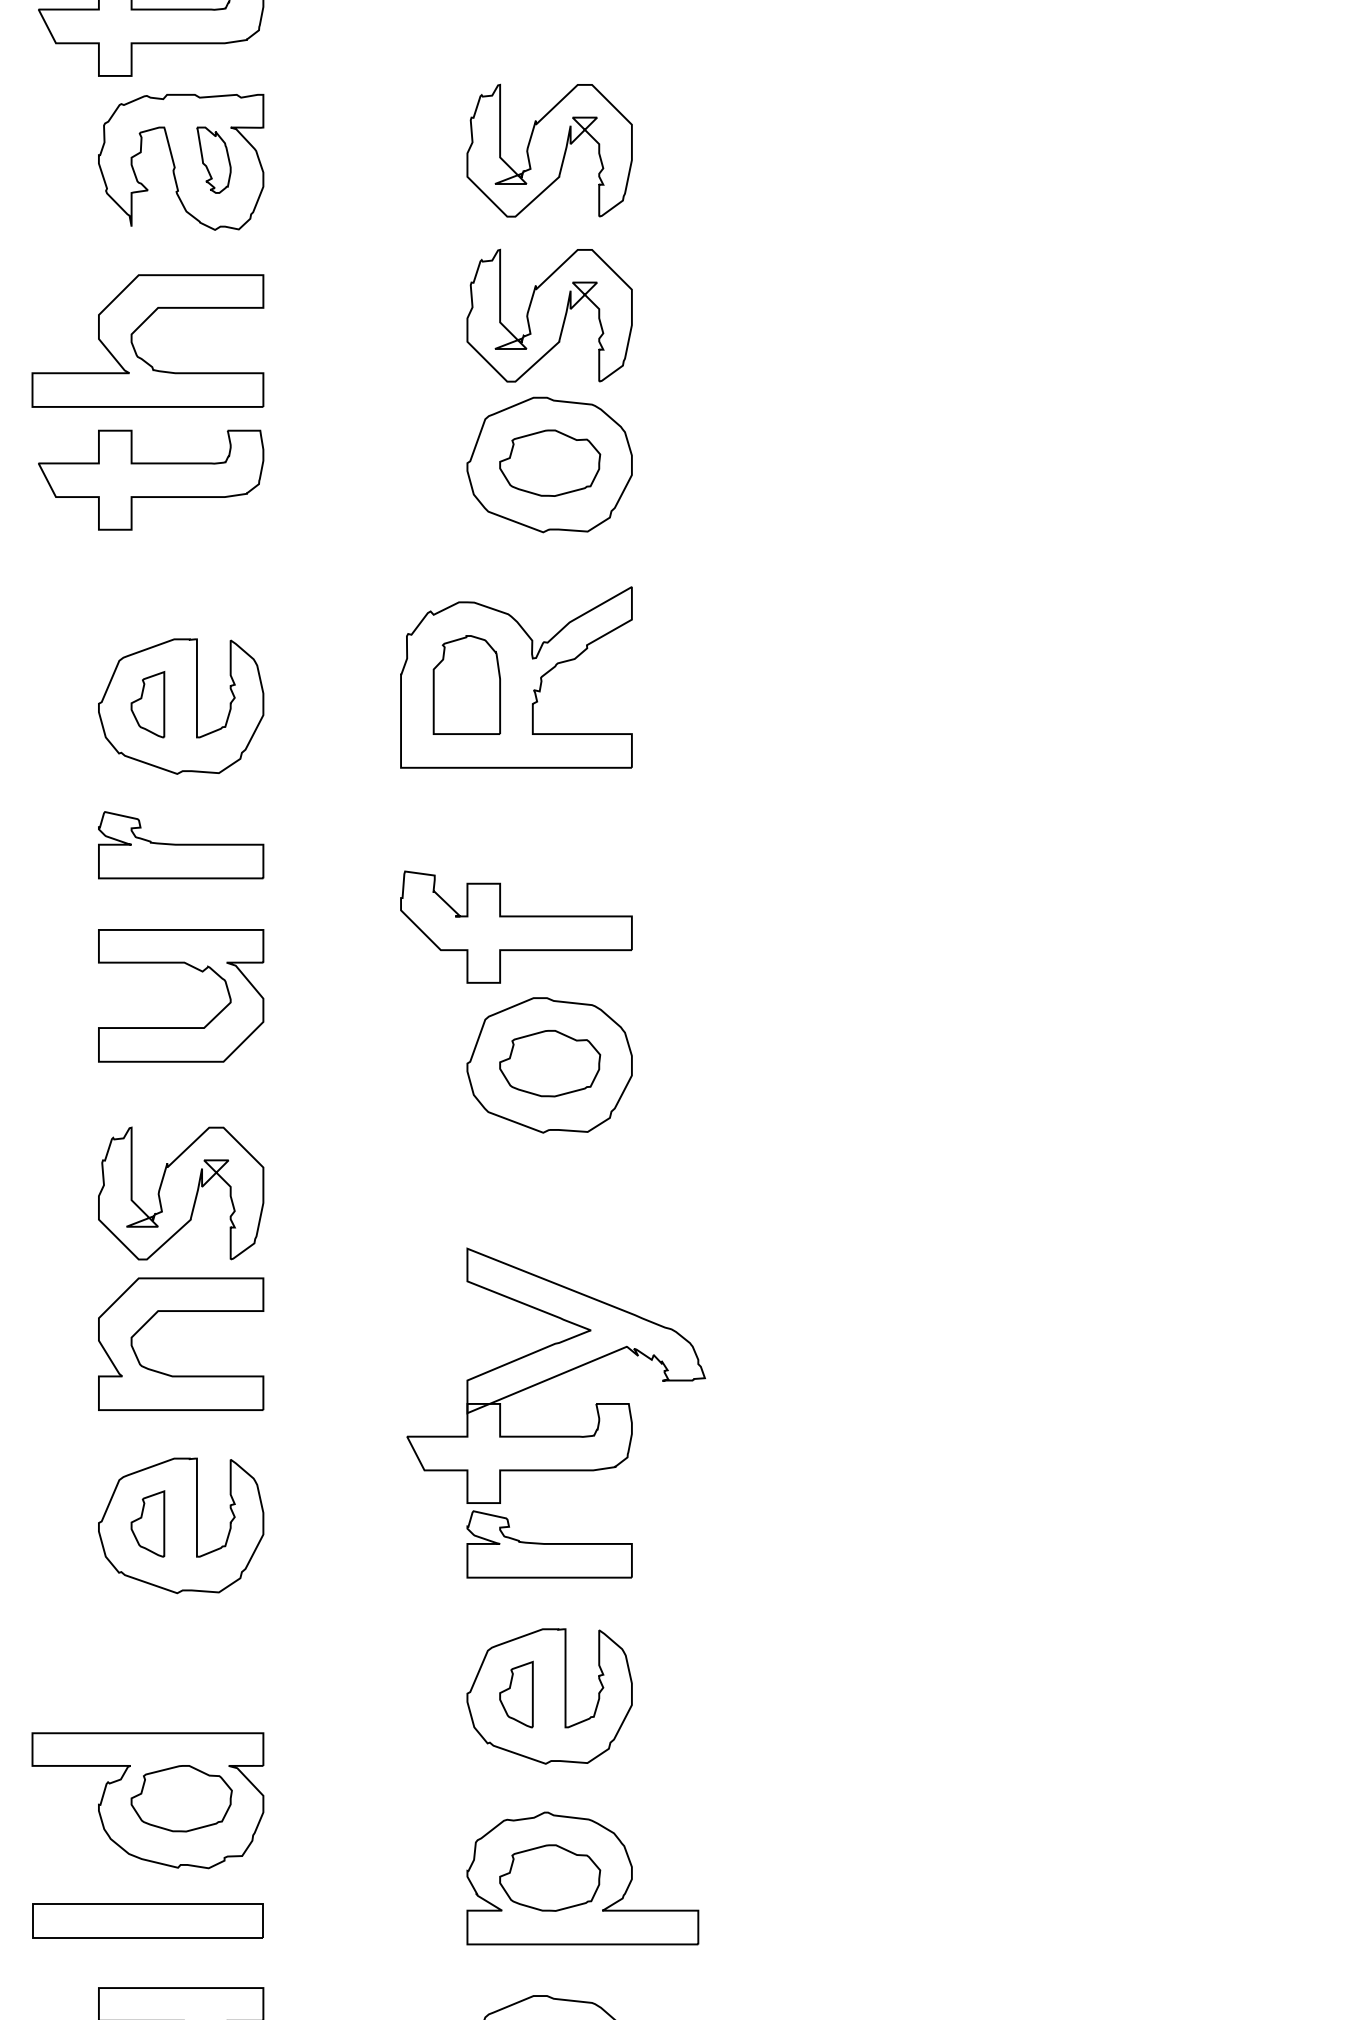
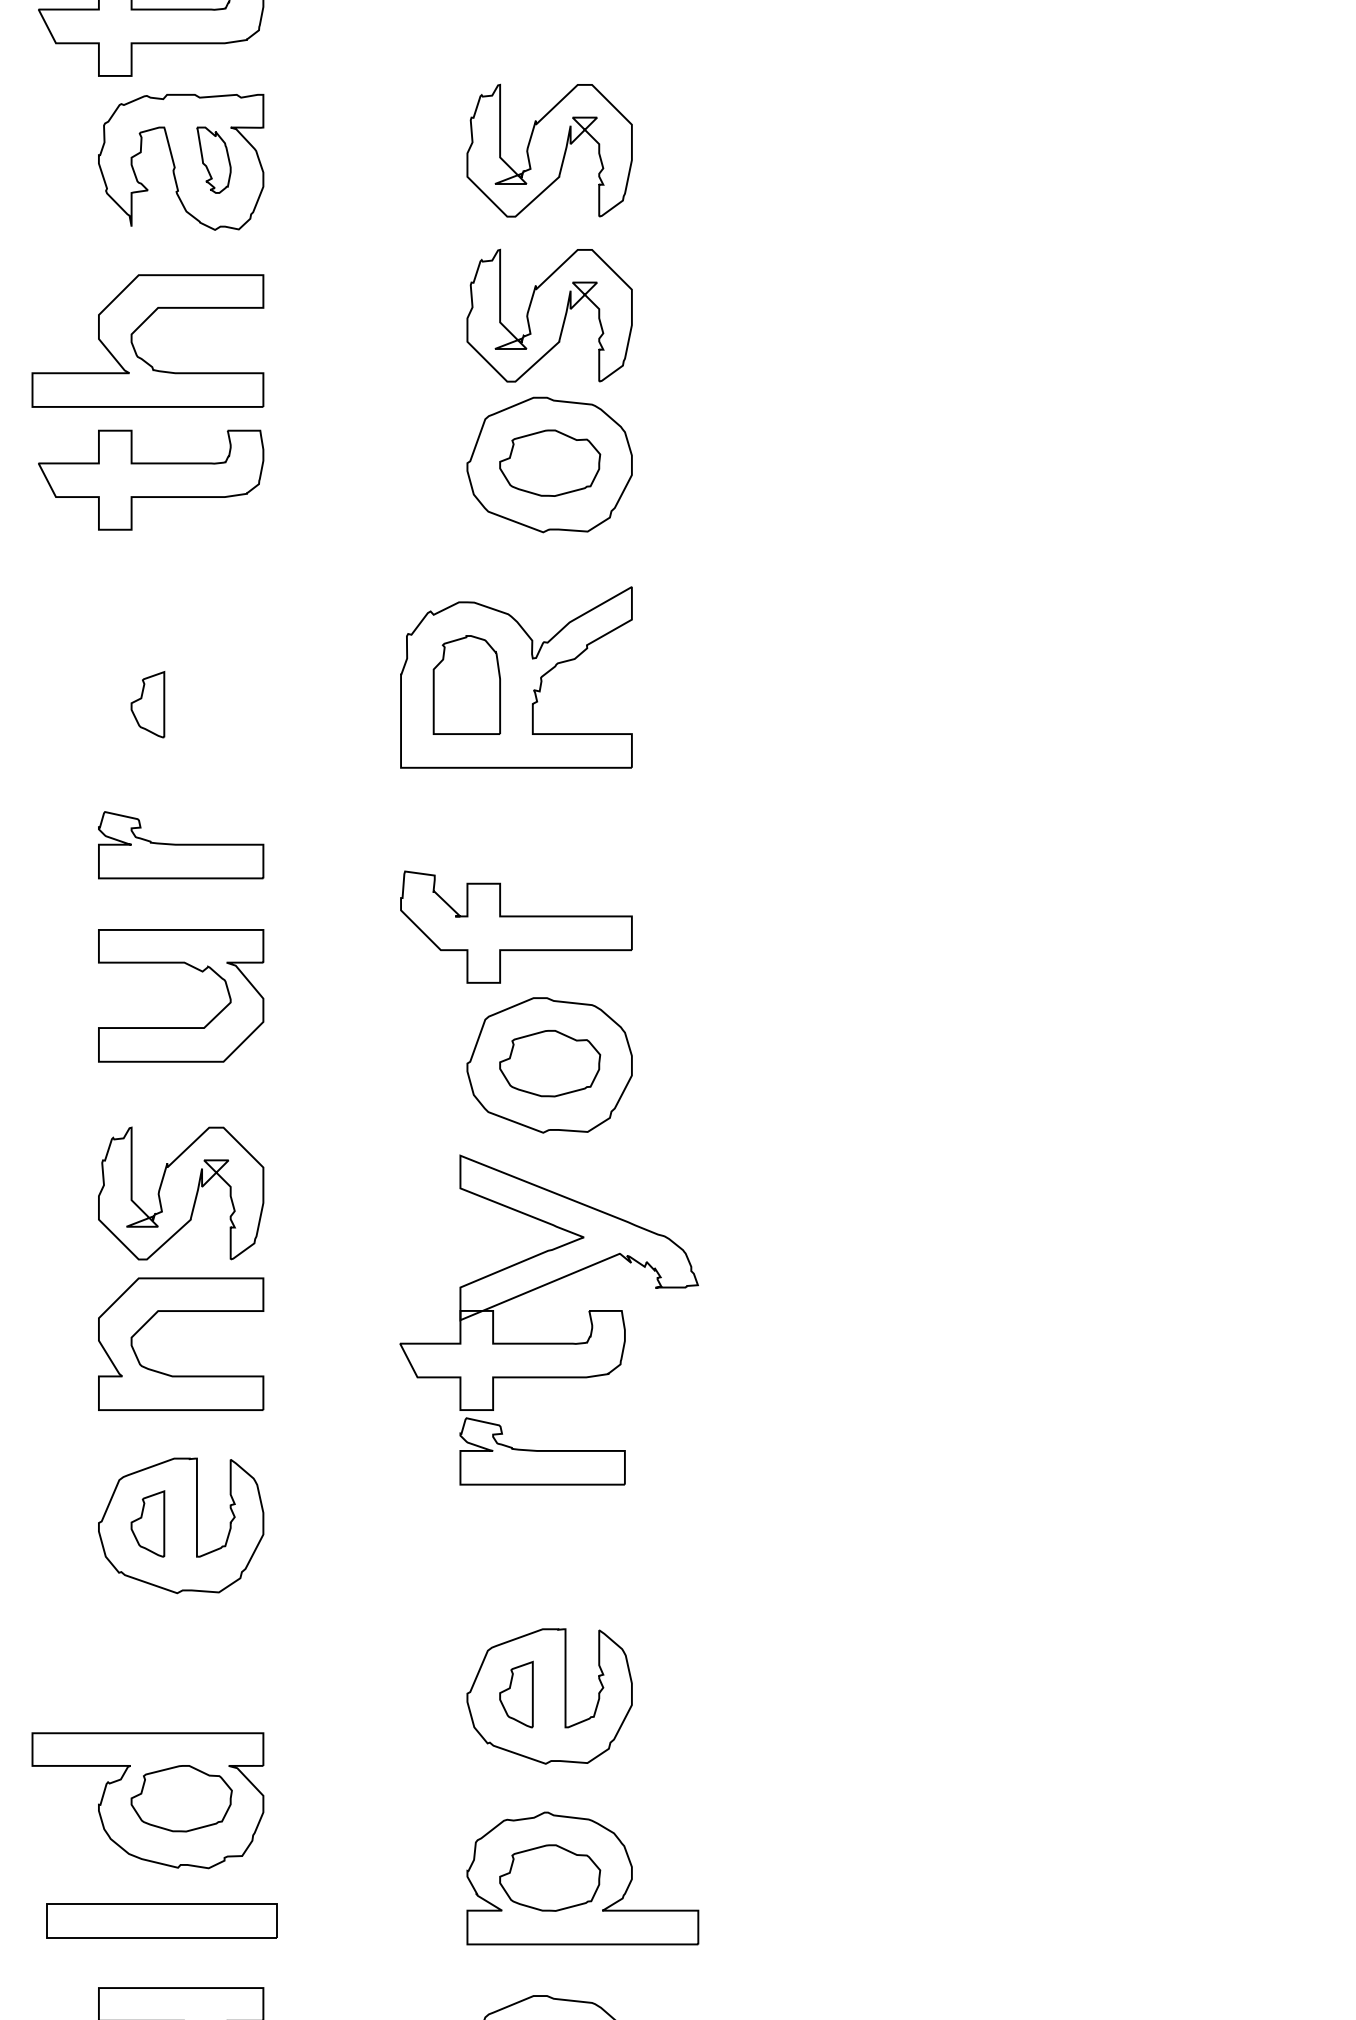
part: present -> none (181, 706)
part position: (555, 1435) -> (548, 1342) (548, 1342)
part position: (147, 1920) -> (161, 1920) (161, 1920)
